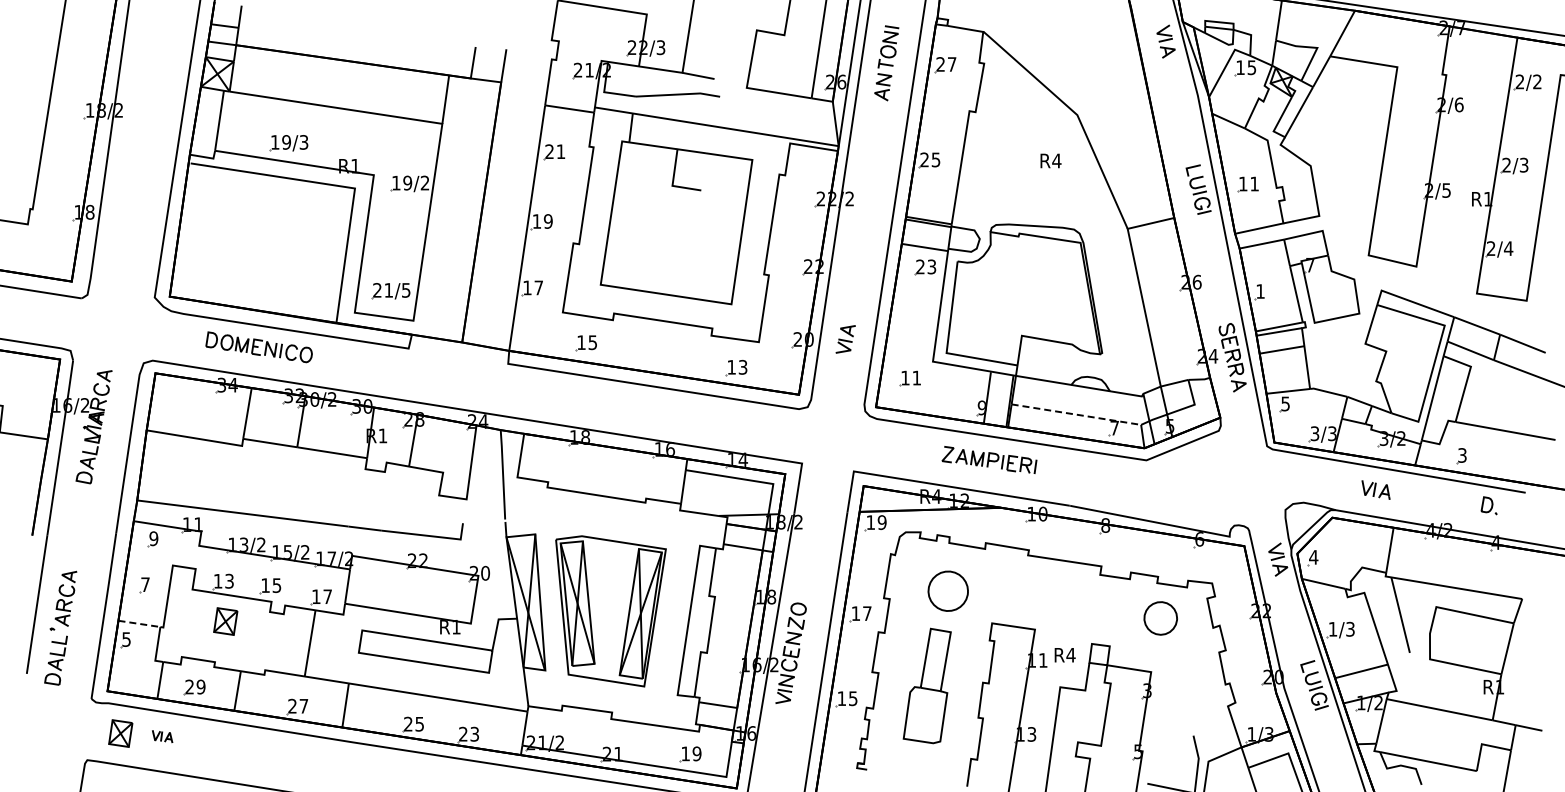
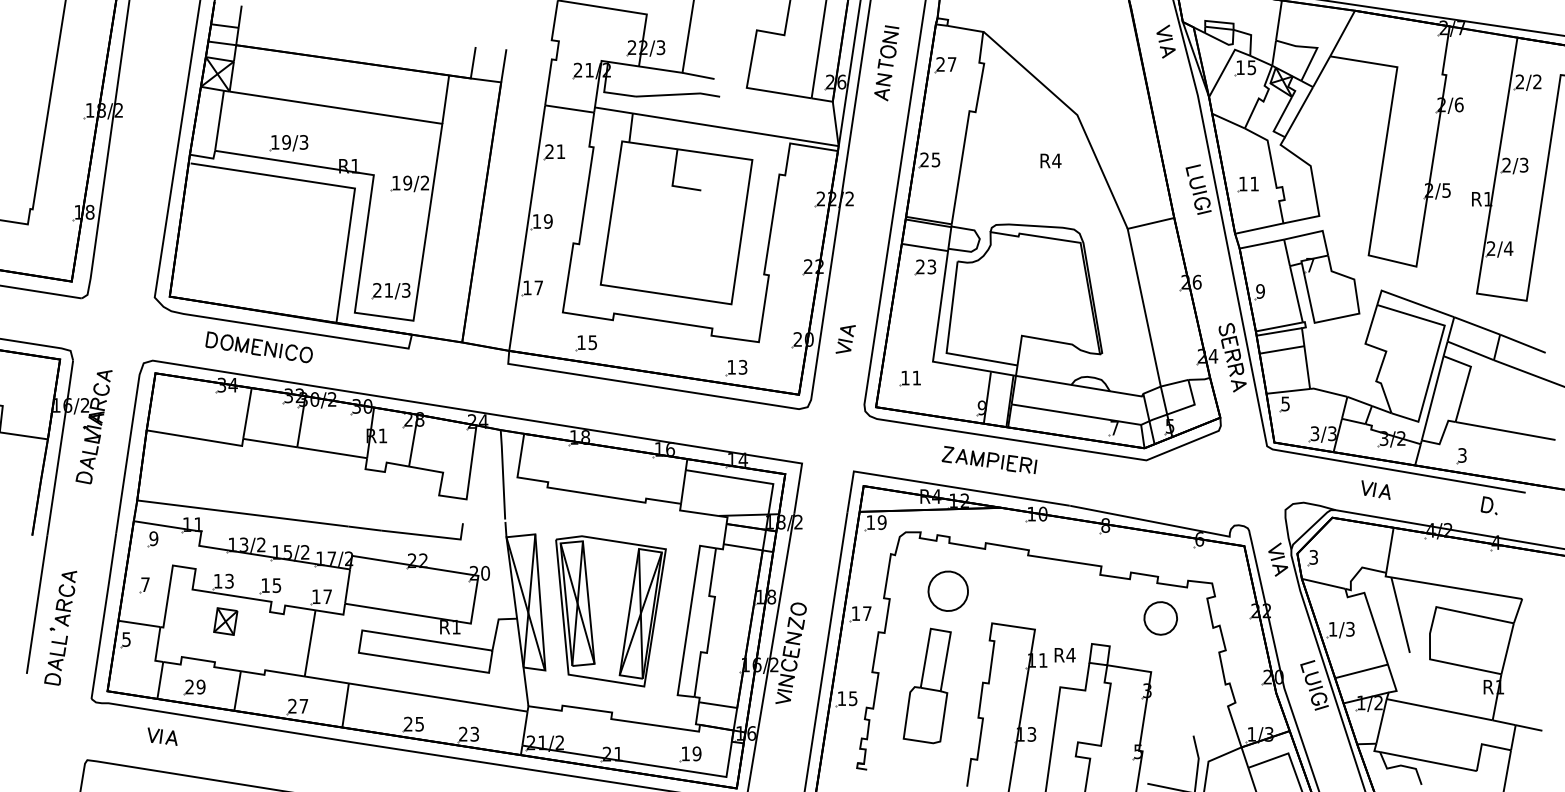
text: 21/5 -> 21/3 (406, 289)
text: 1 -> 9 (1260, 291)
line: dashed -> solid (1076, 414)
text: 4 -> 3 (1313, 557)
line: dashed -> solid (139, 623)
part: present -> none (120, 733)
part size: 22x14 px -> 31x19 px (162, 736)
